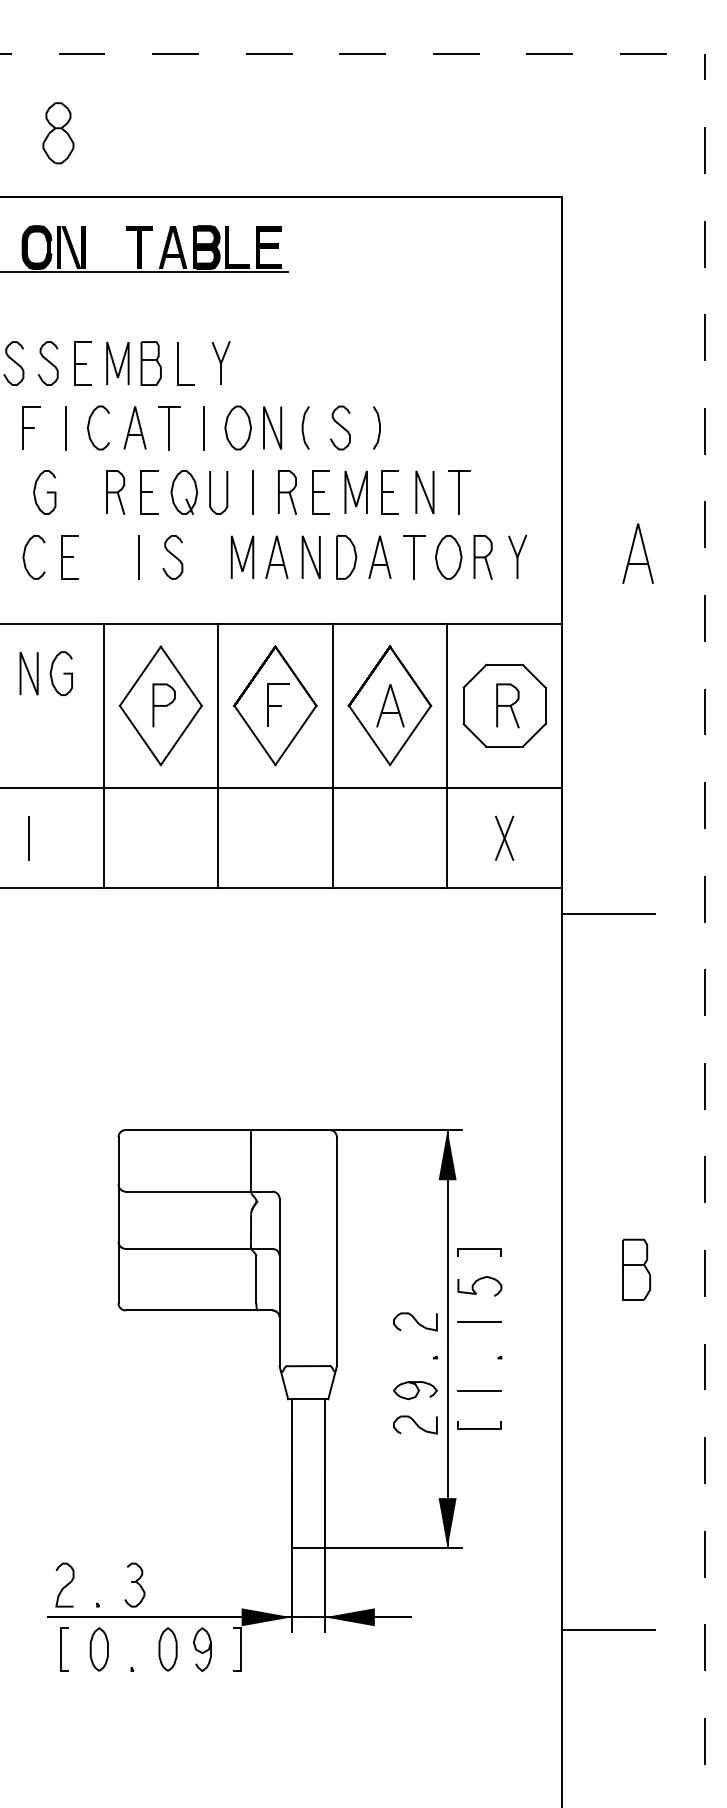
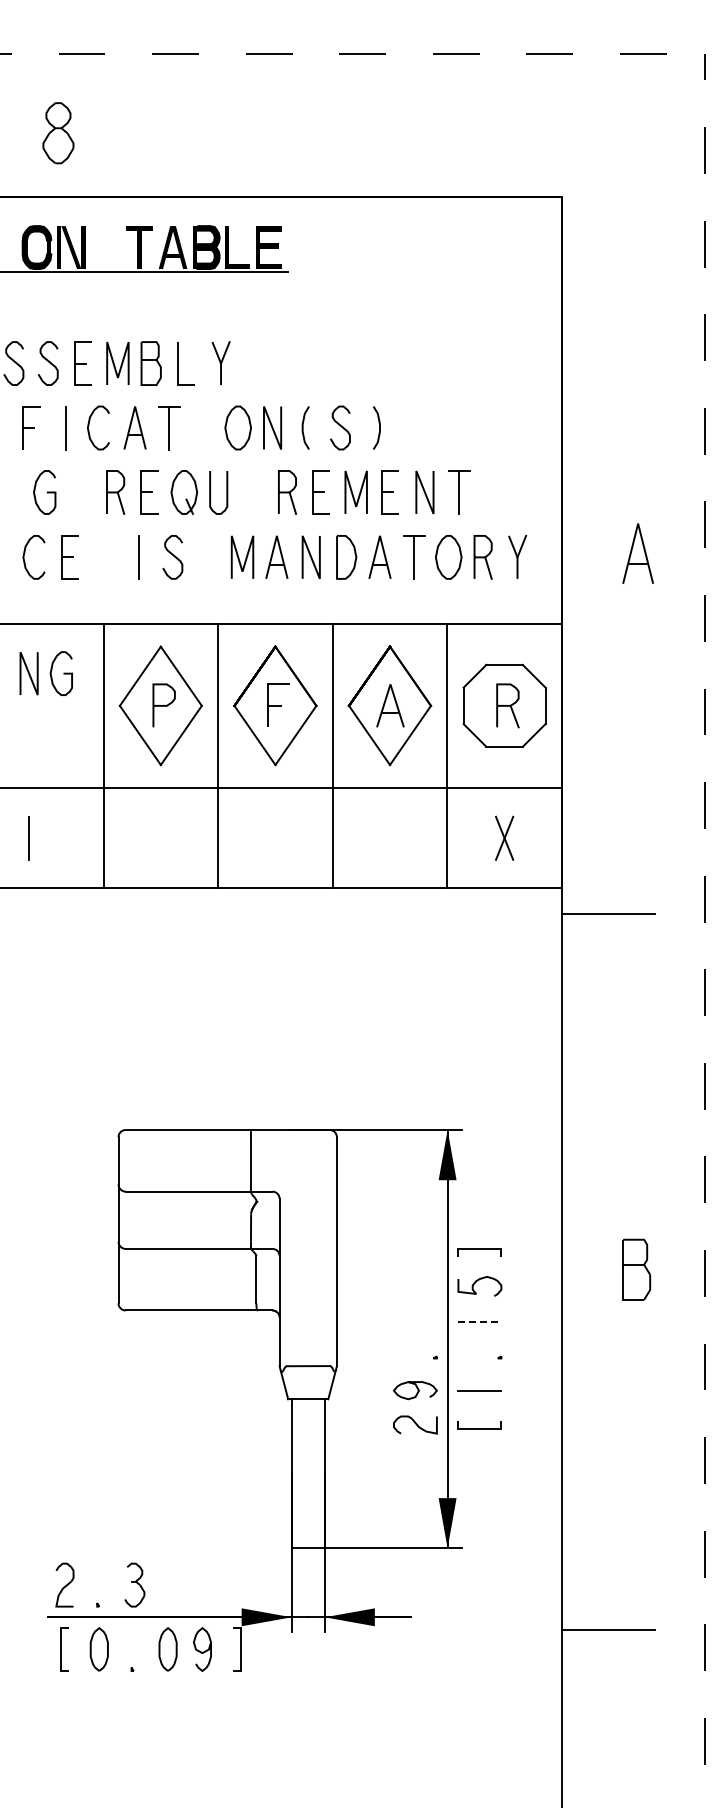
line: present -> none (203, 427)
line: present -> none (253, 491)
part: present -> none (415, 1321)
line: solid -> dashed (480, 1321)
